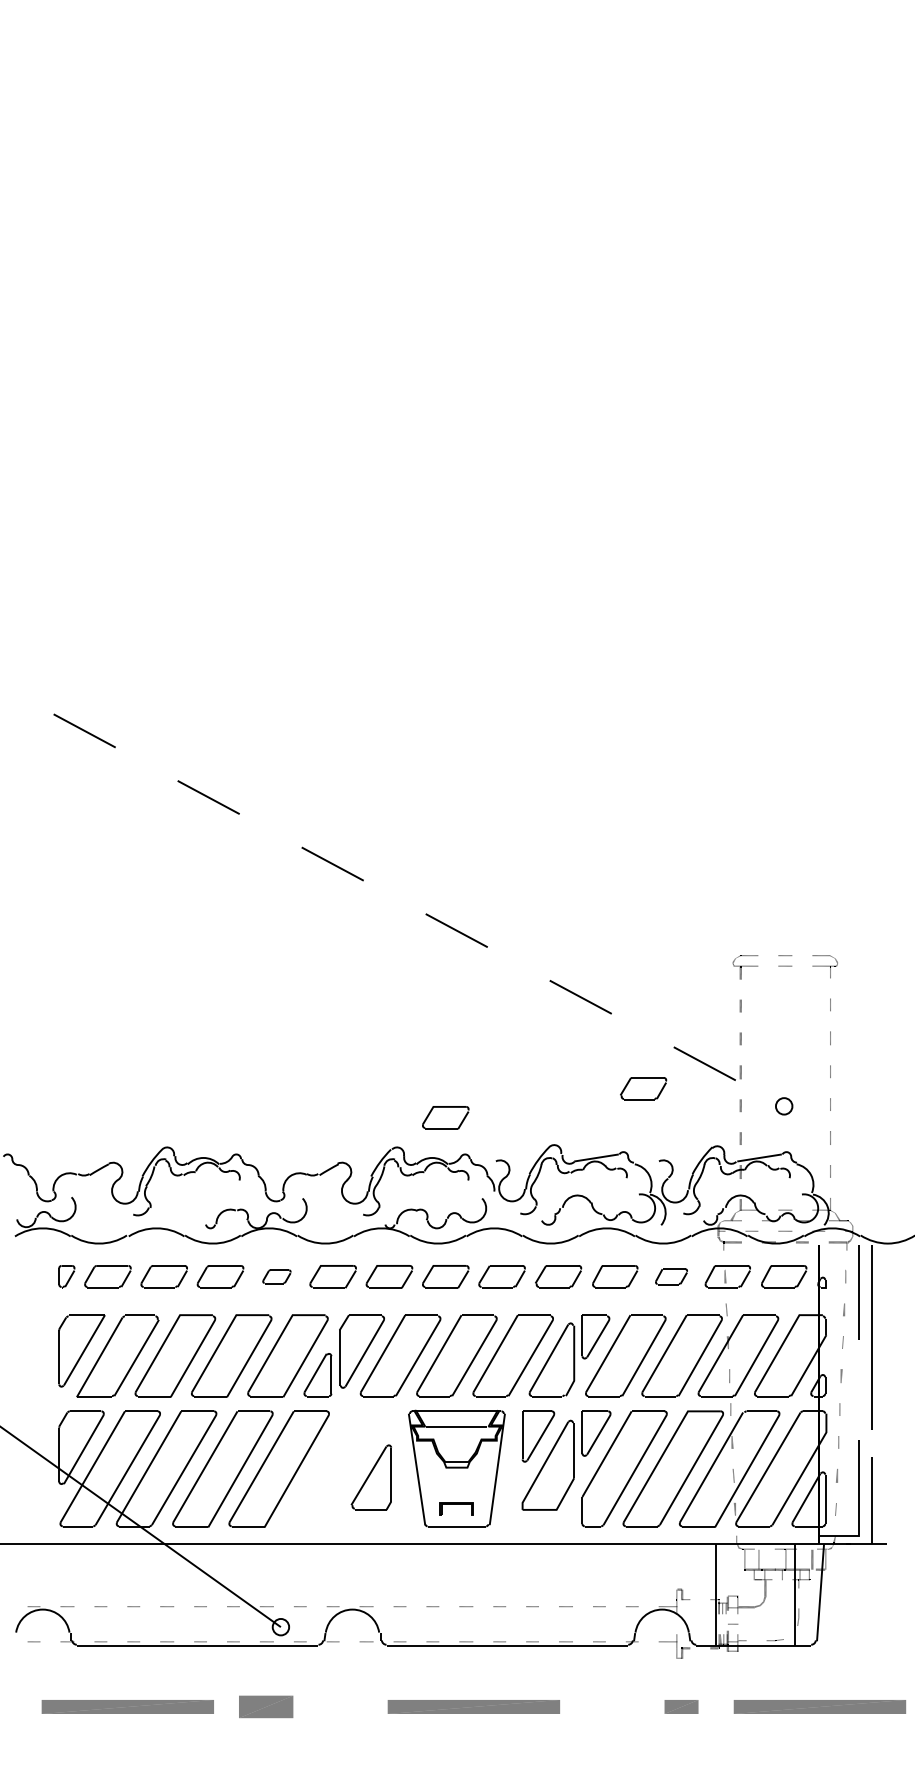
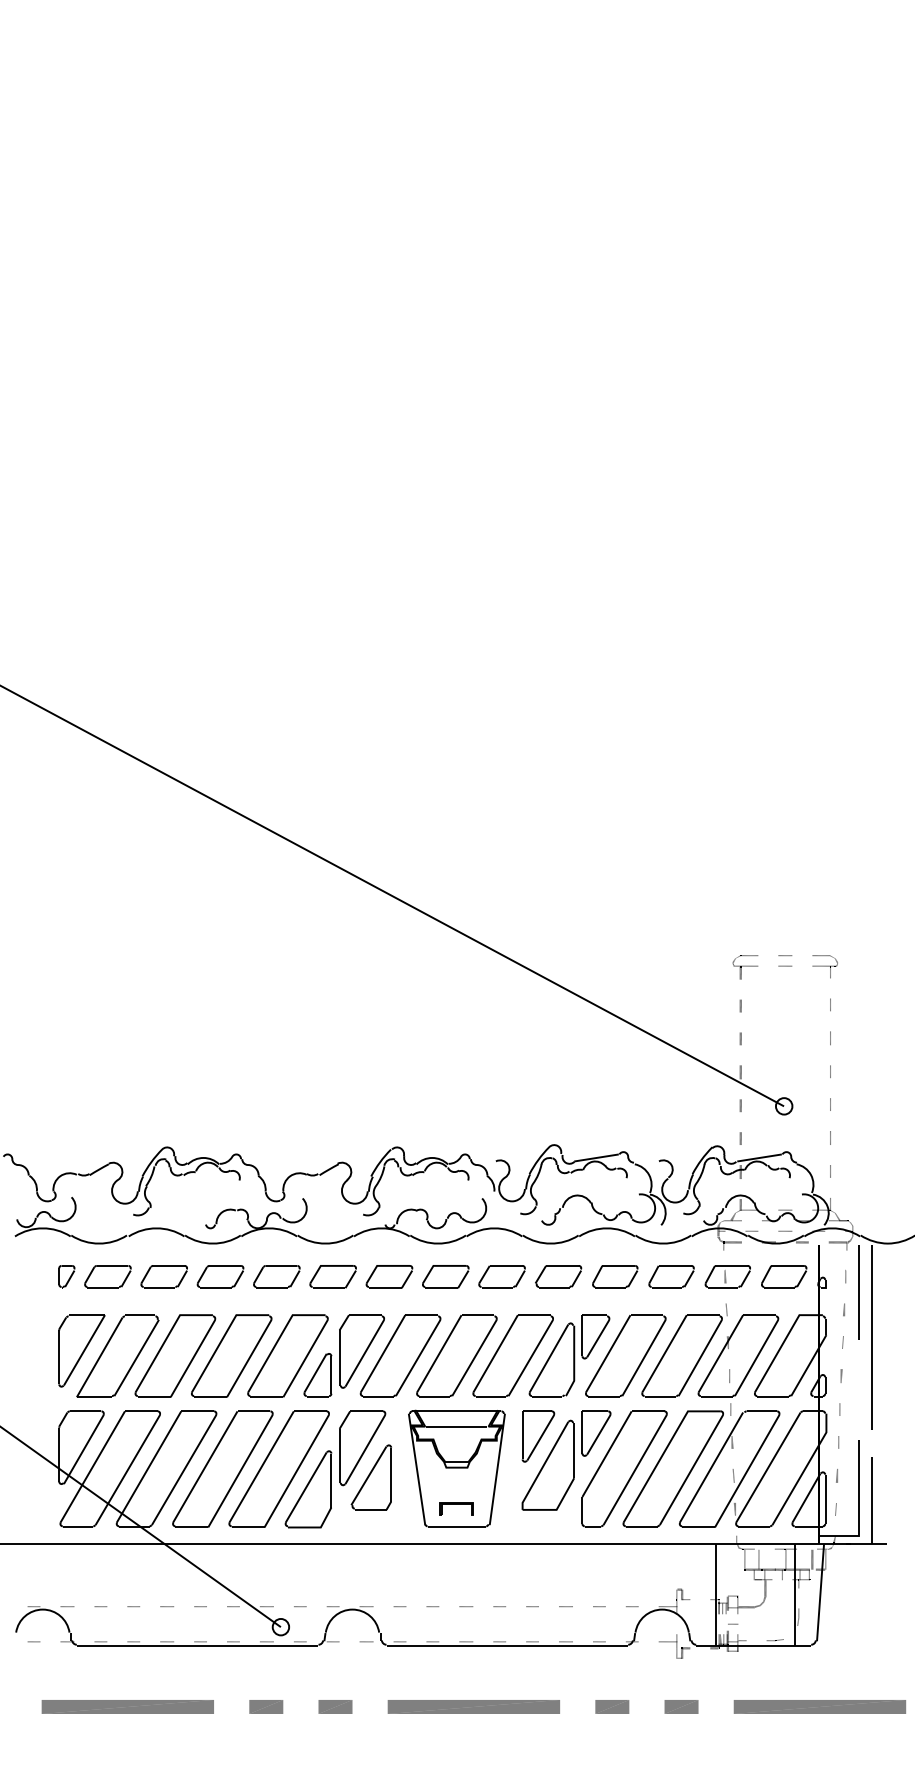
line: dashed -> solid (392, 895)
part: present -> none (643, 1088)
part: present -> none (445, 1117)
part size: 30x16 px -> 48x24 px (276, 1276)
part size: 33x18 px -> 47x24 px (671, 1276)
part: none -> present (335, 1469)
part size: 55x23 px -> 35x14 px (266, 1706)
part: none -> present (335, 1706)
part: none -> present (612, 1706)
